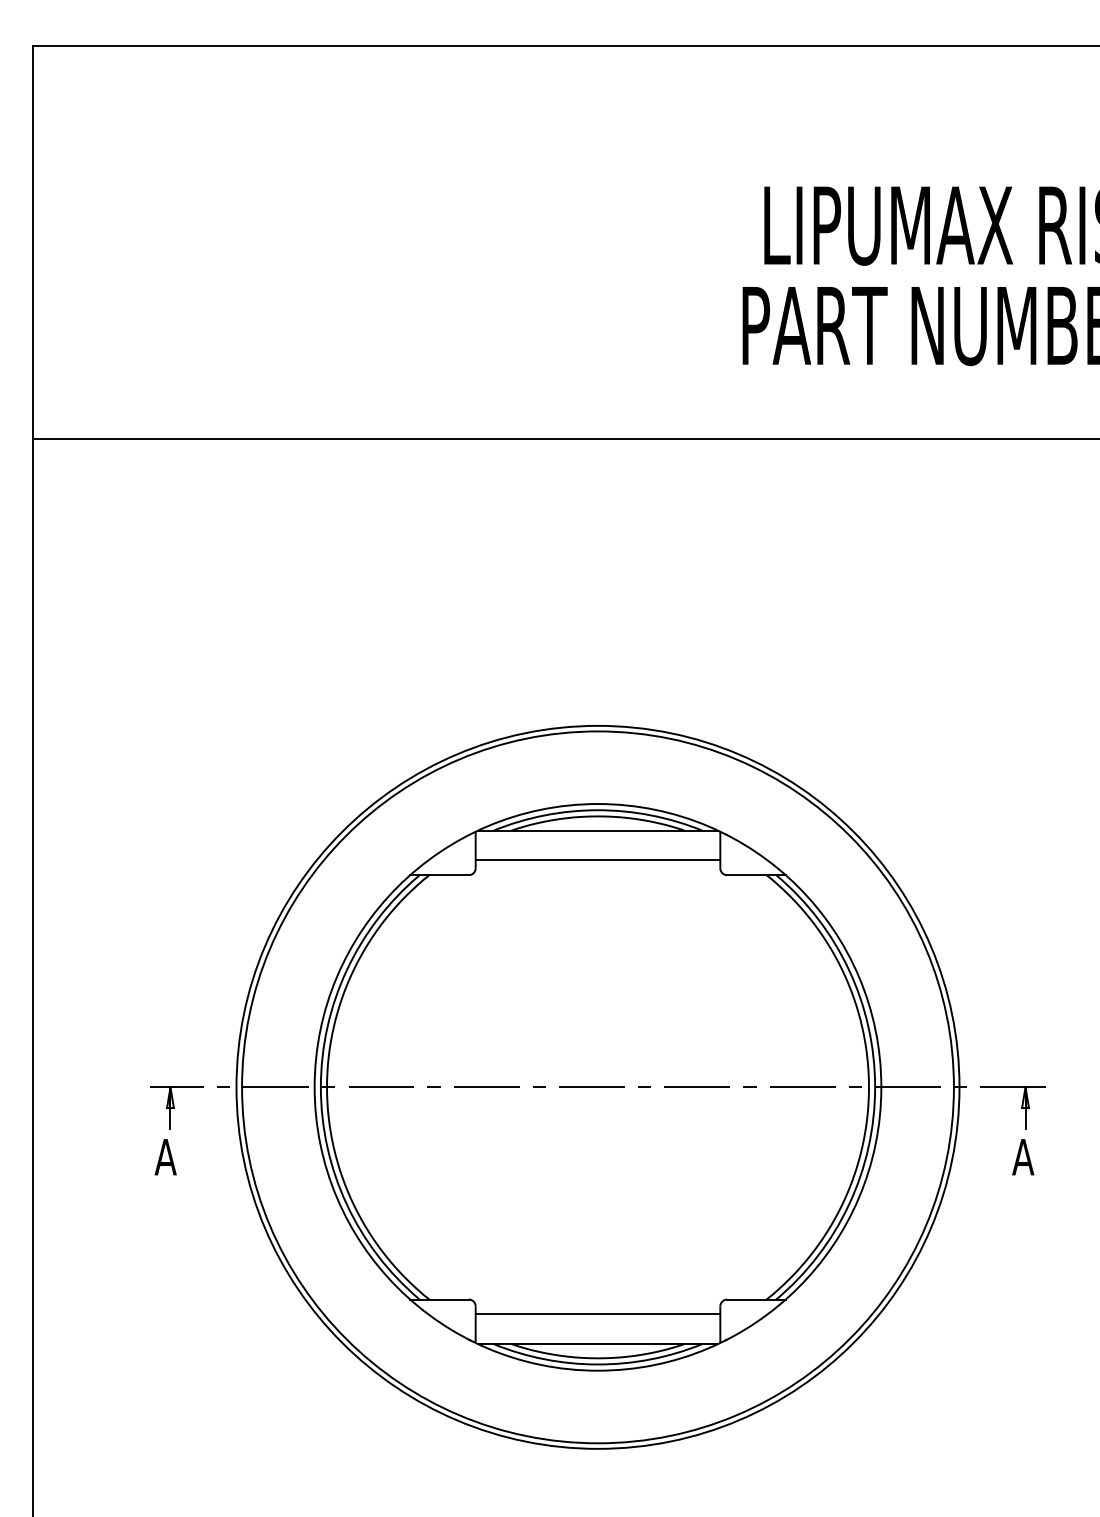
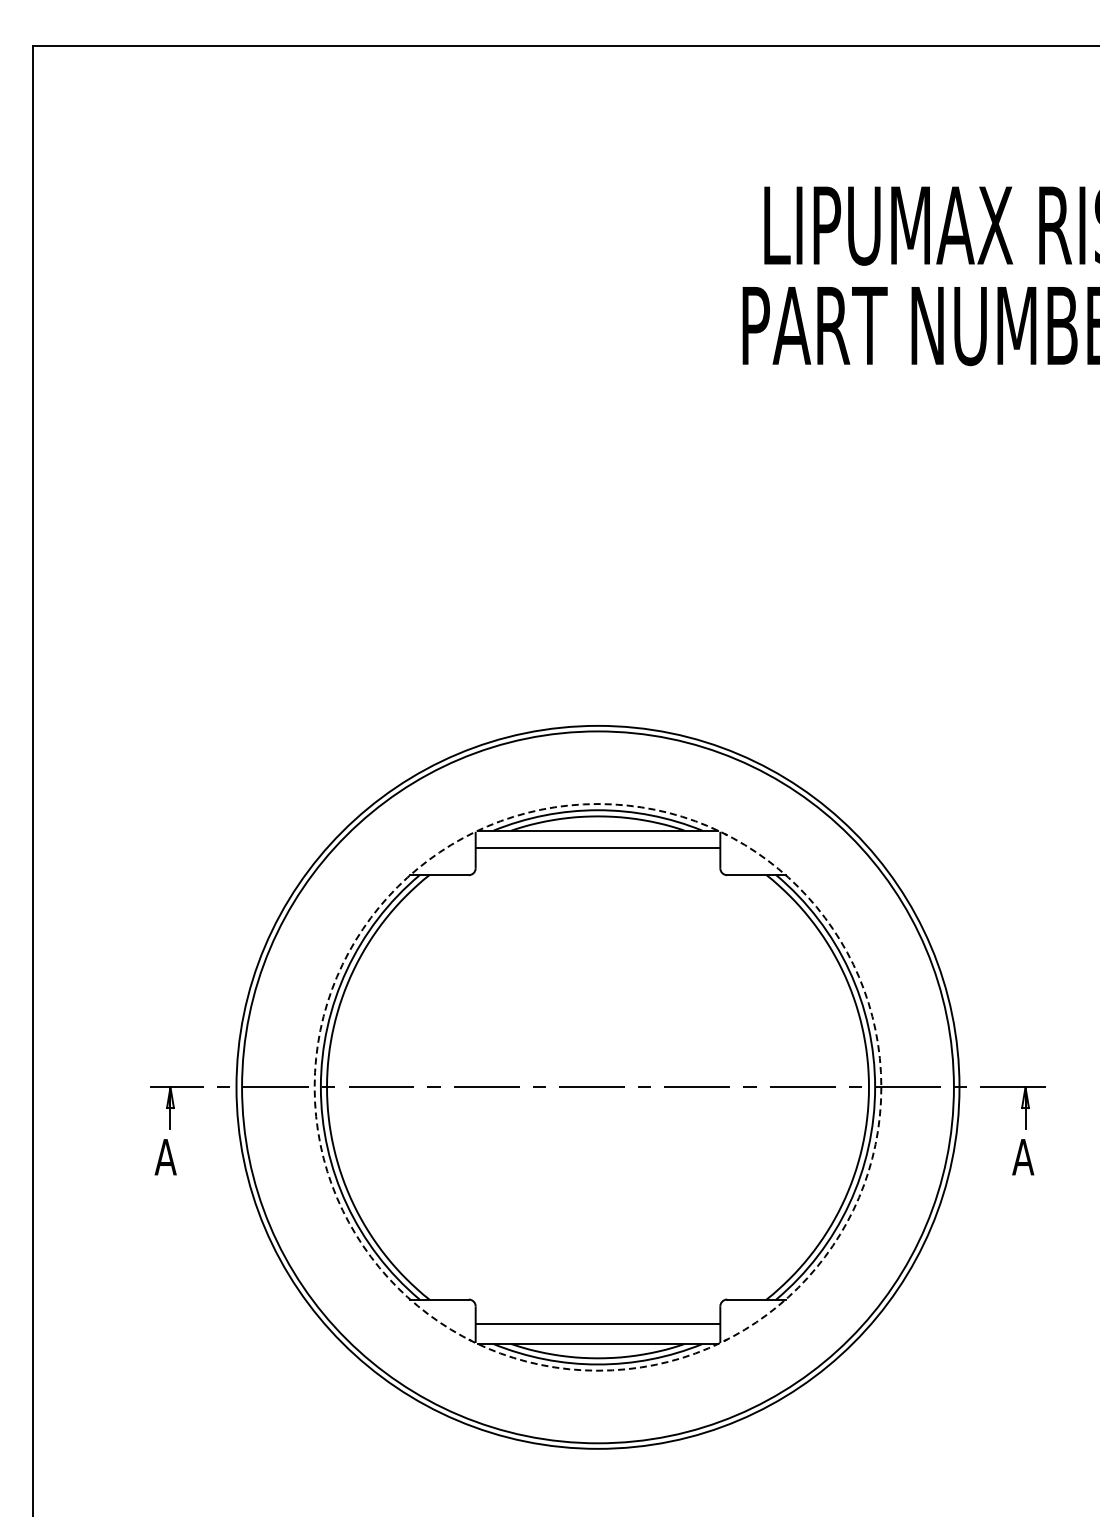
line: present -> none (564, 439)
line position: (597, 860) -> (597, 848) (597, 848)
circle: solid -> dashed (597, 1087)
line position: (597, 1314) -> (597, 1324) (597, 1324)
